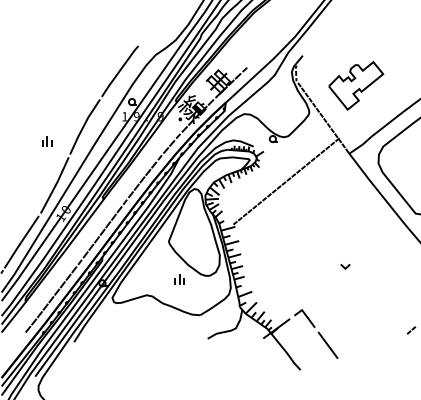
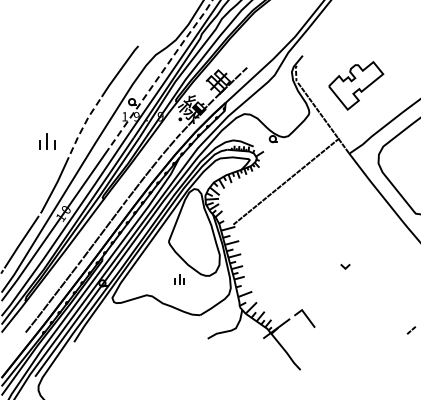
line: solid -> dashed (161, 72)
line: solid -> dashed (83, 126)
part size: 11x11 px -> 17x17 px (47, 141)
line: present -> none (327, 344)
